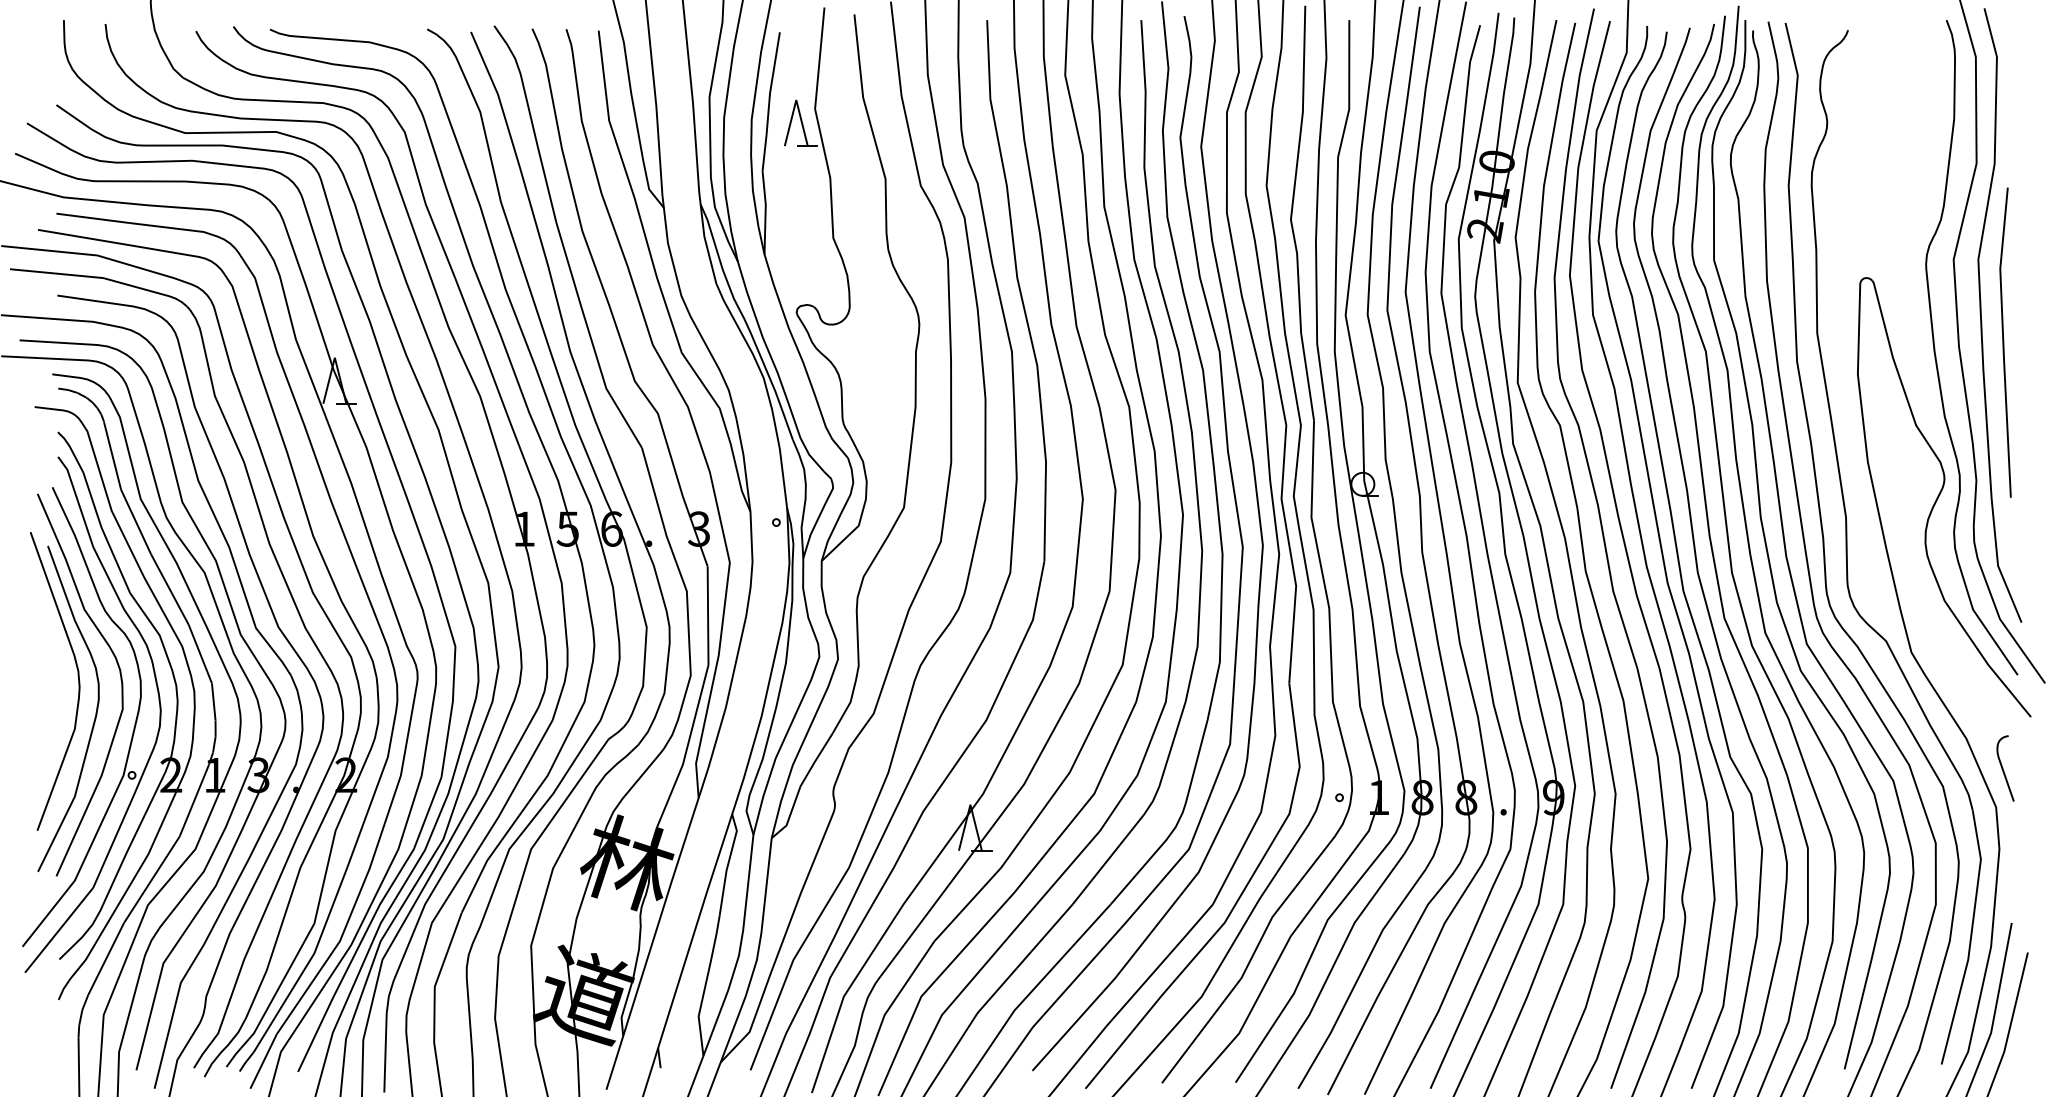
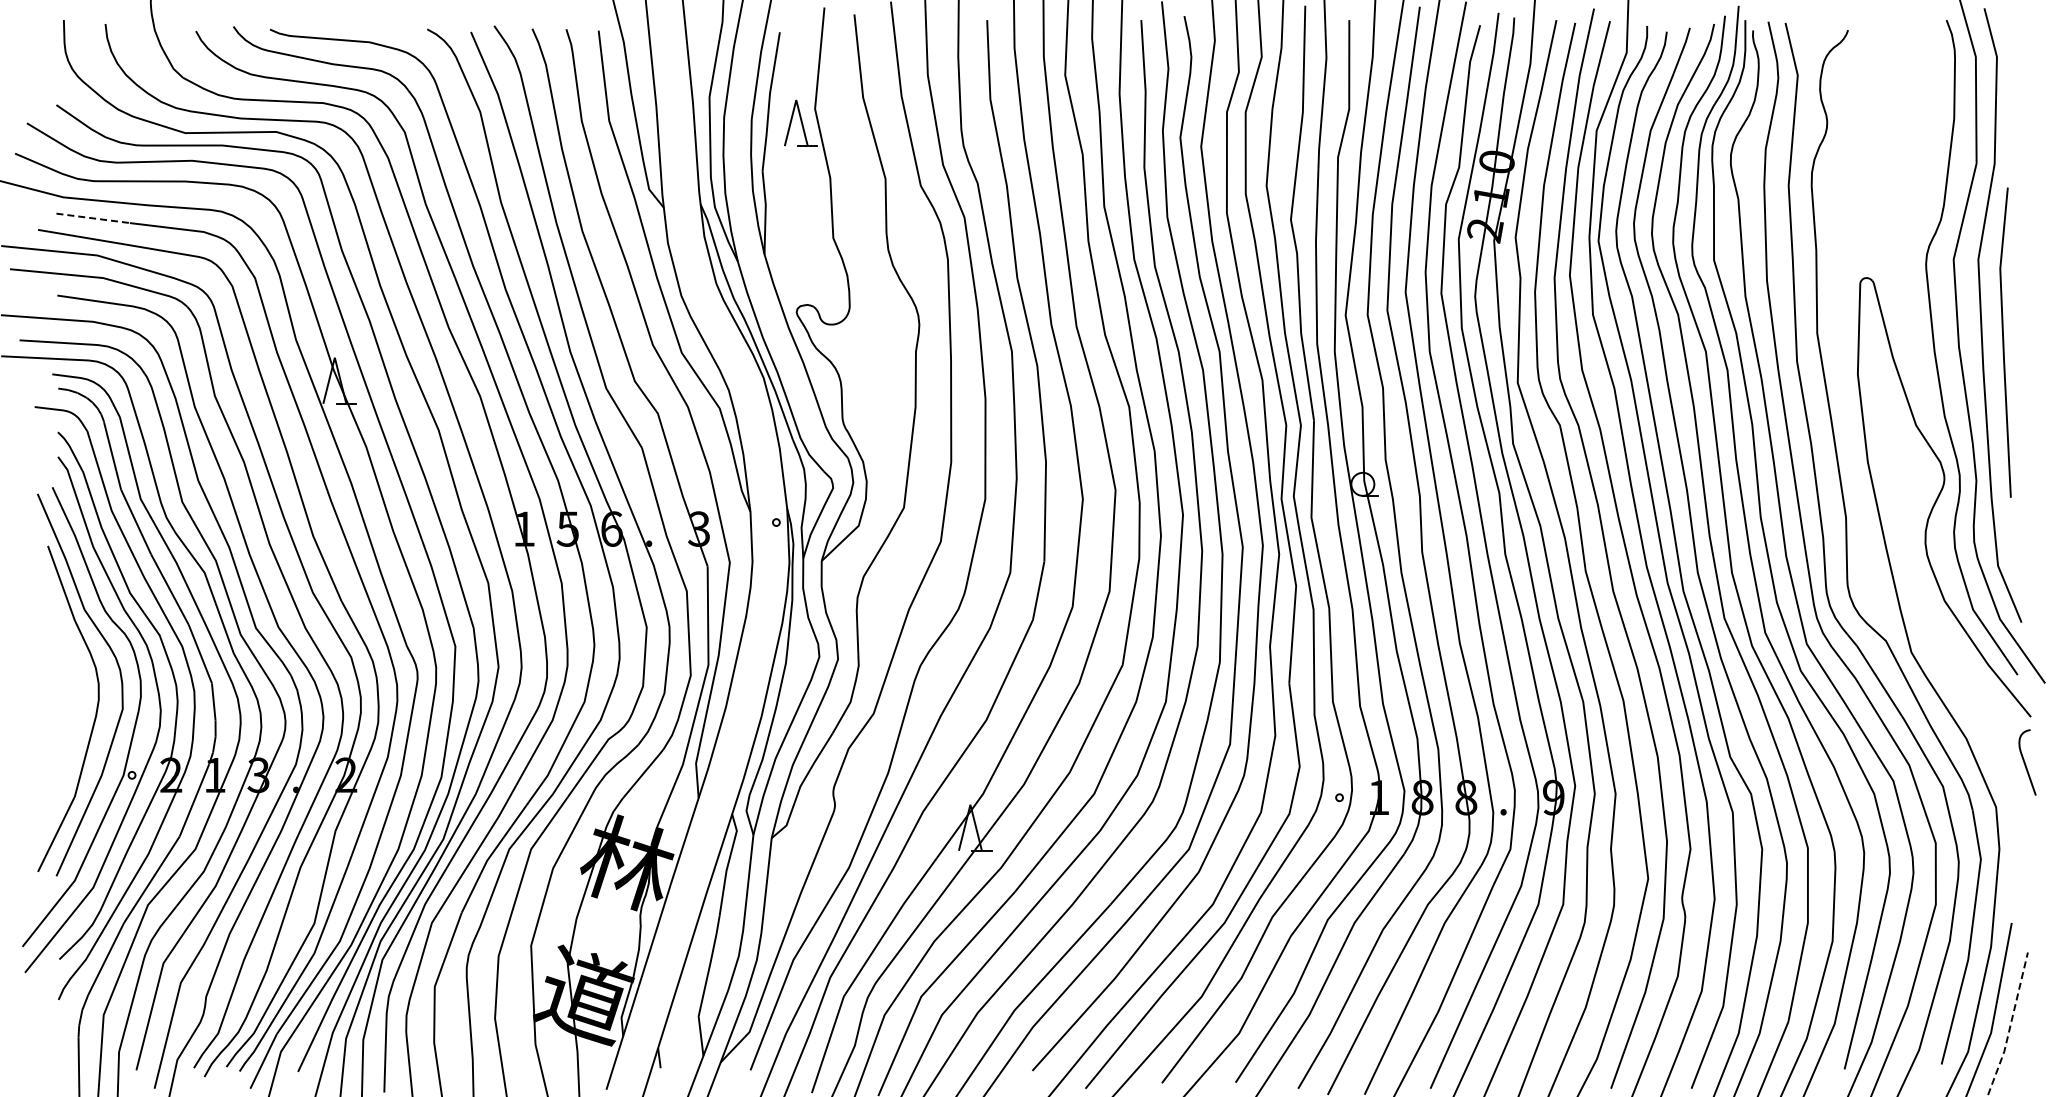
line: solid -> dashed (93, 218)
curve: present -> none (77, 676)
curve position: (2003, 768) -> (2025, 762) (2025, 762)
line: solid -> dashed (2010, 1025)
